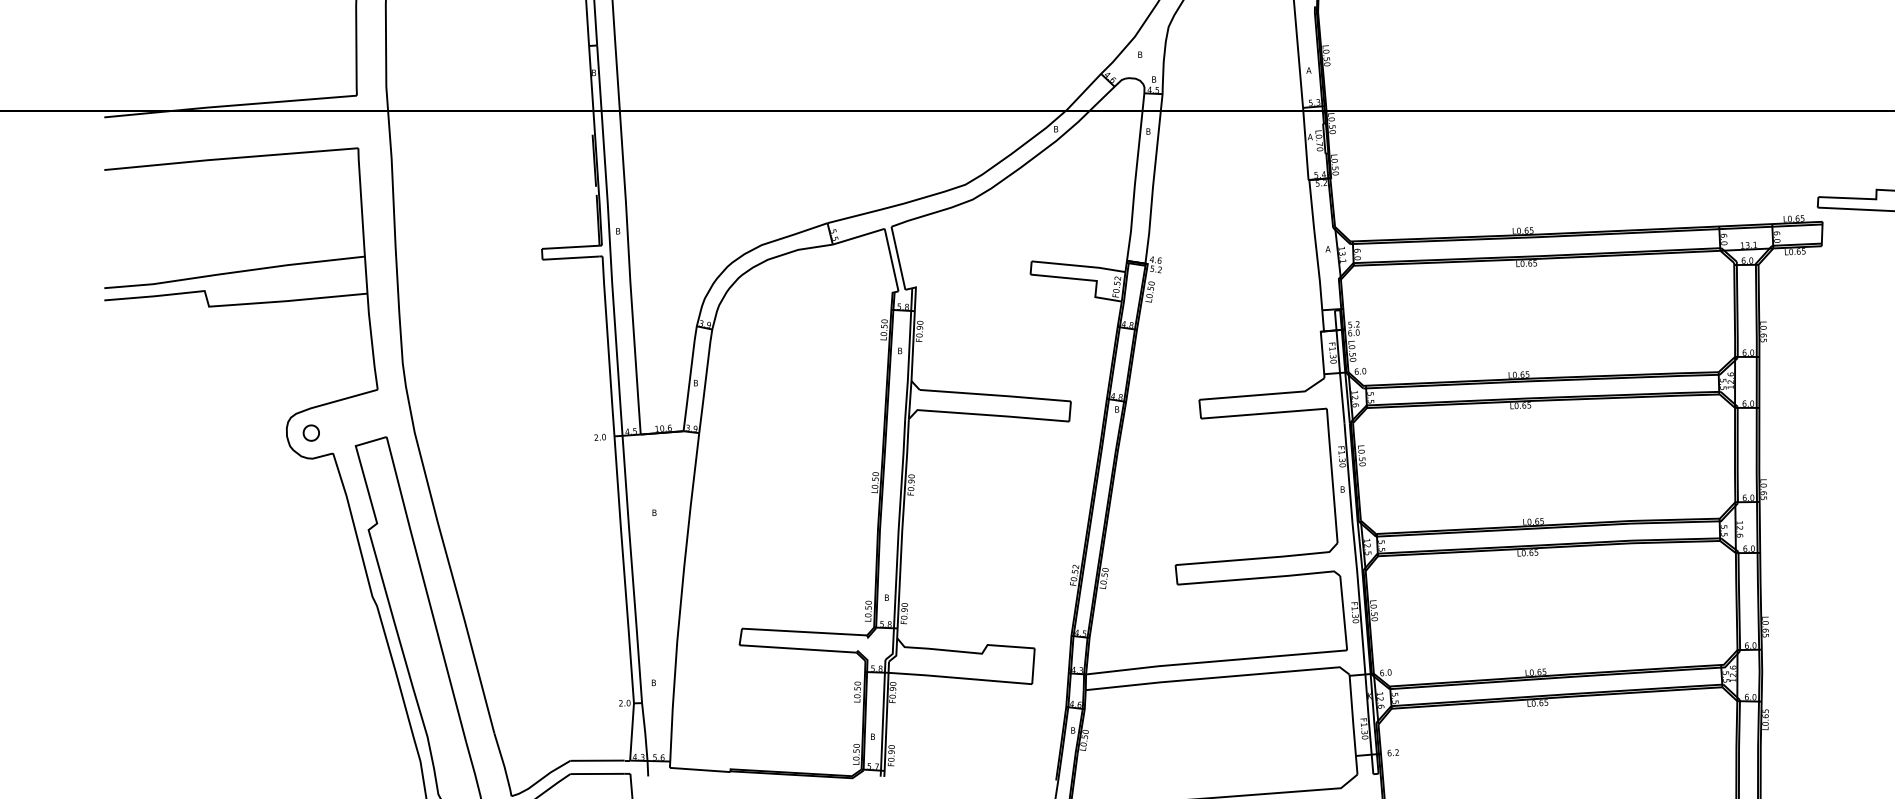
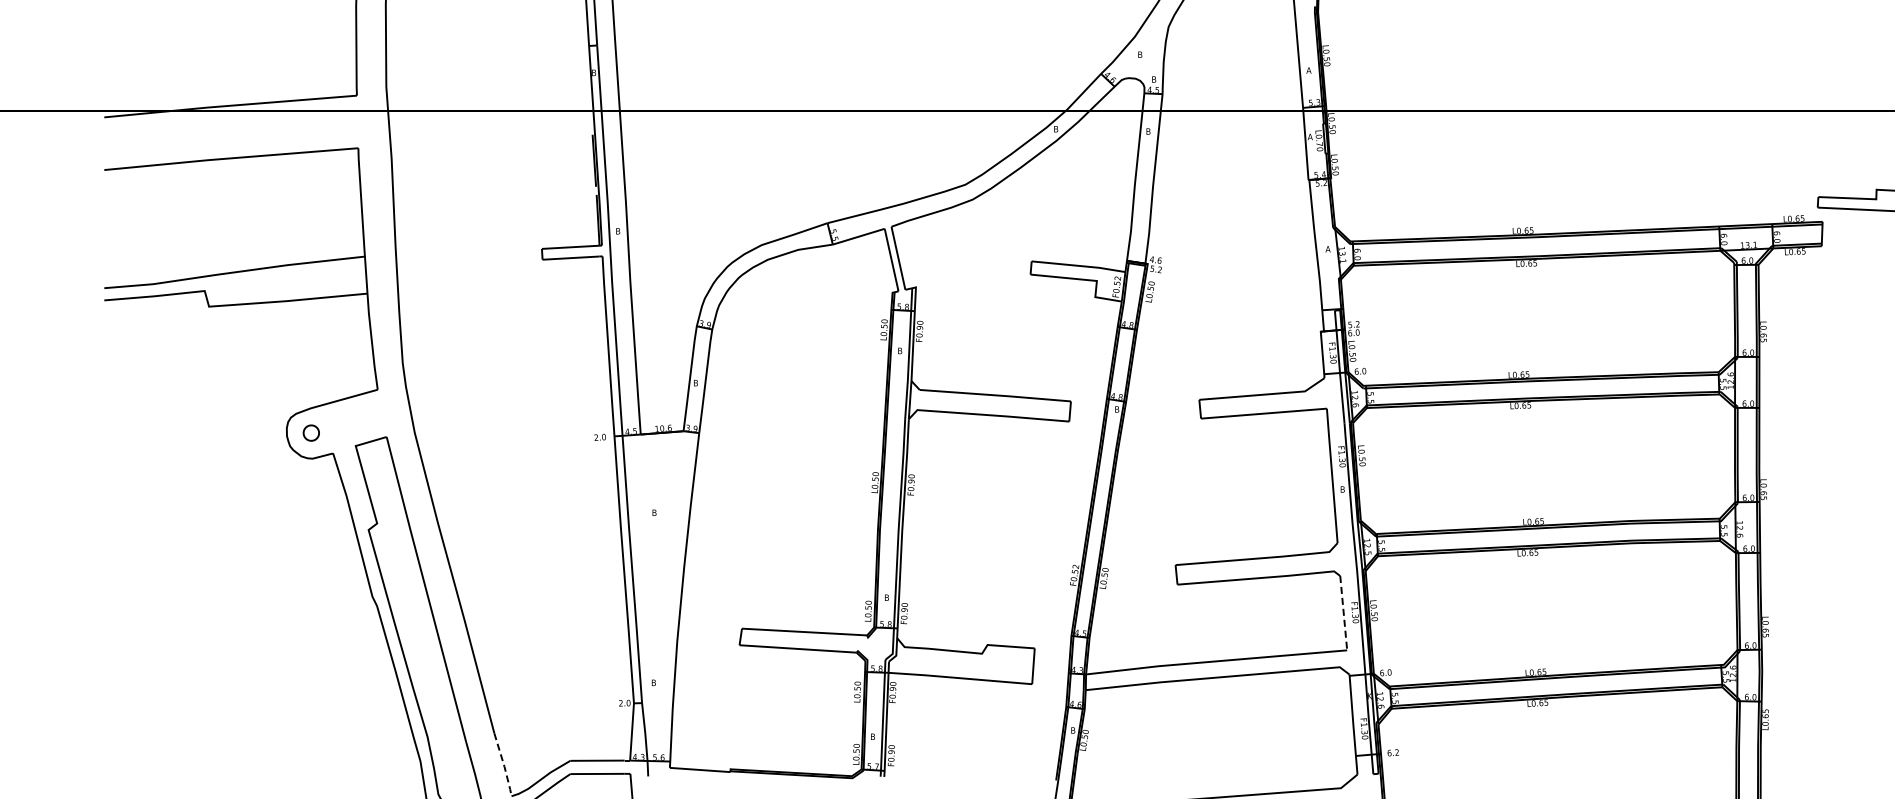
line: solid -> dashed (1343, 613)
line: solid -> dashed (504, 766)
